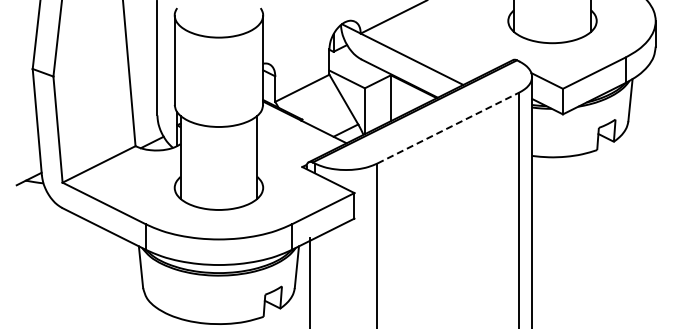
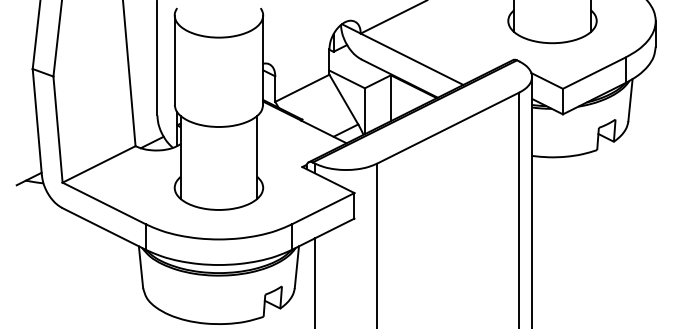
line: dashed -> solid (448, 127)
line position: (309, 281) -> (314, 281) (314, 281)
